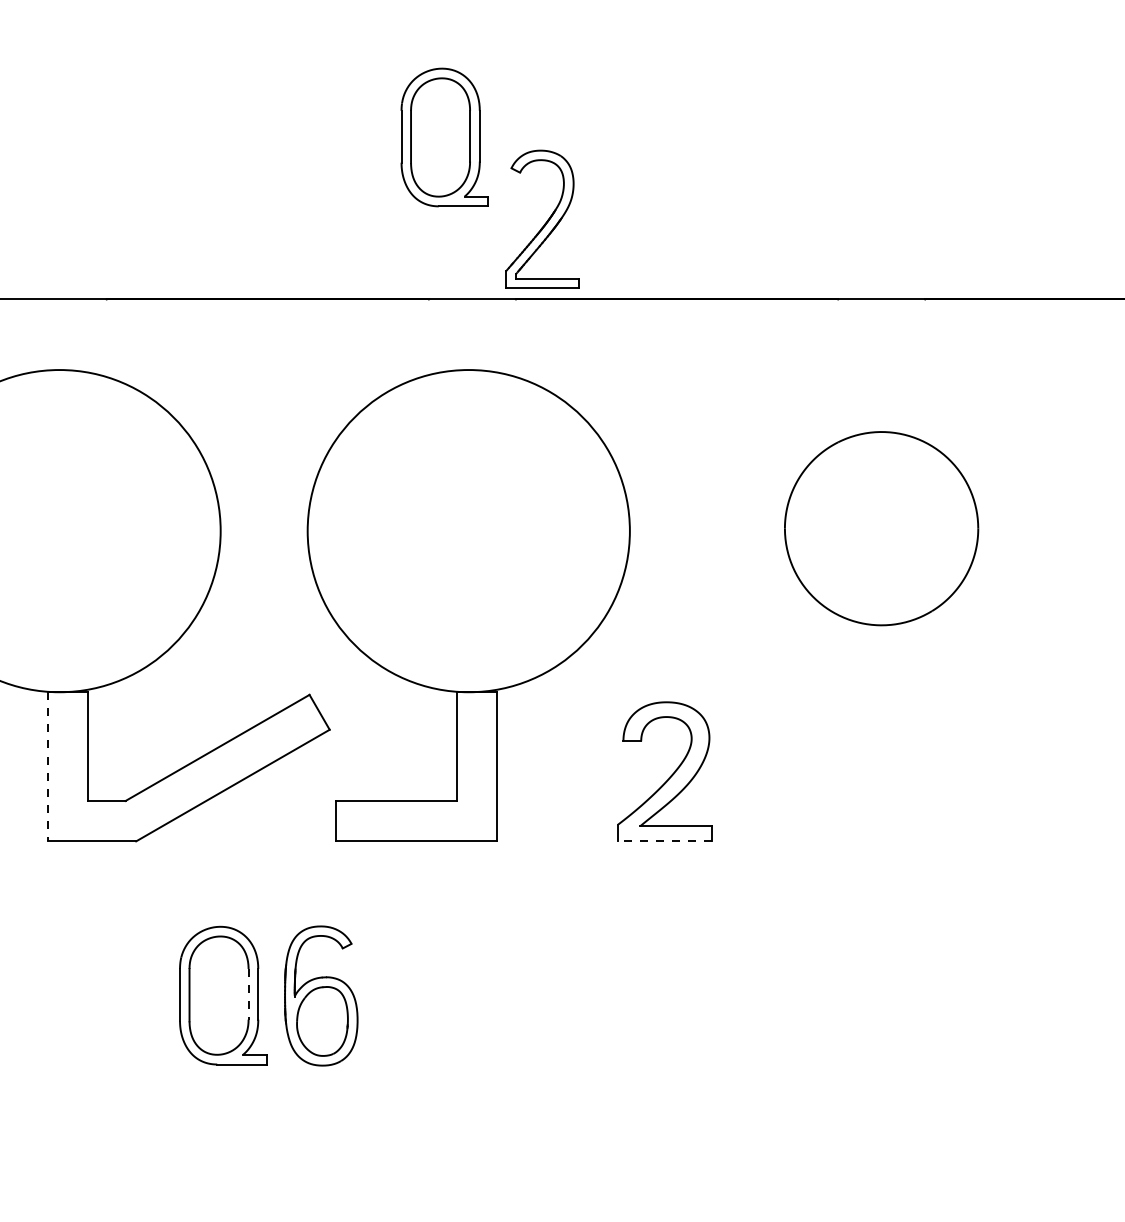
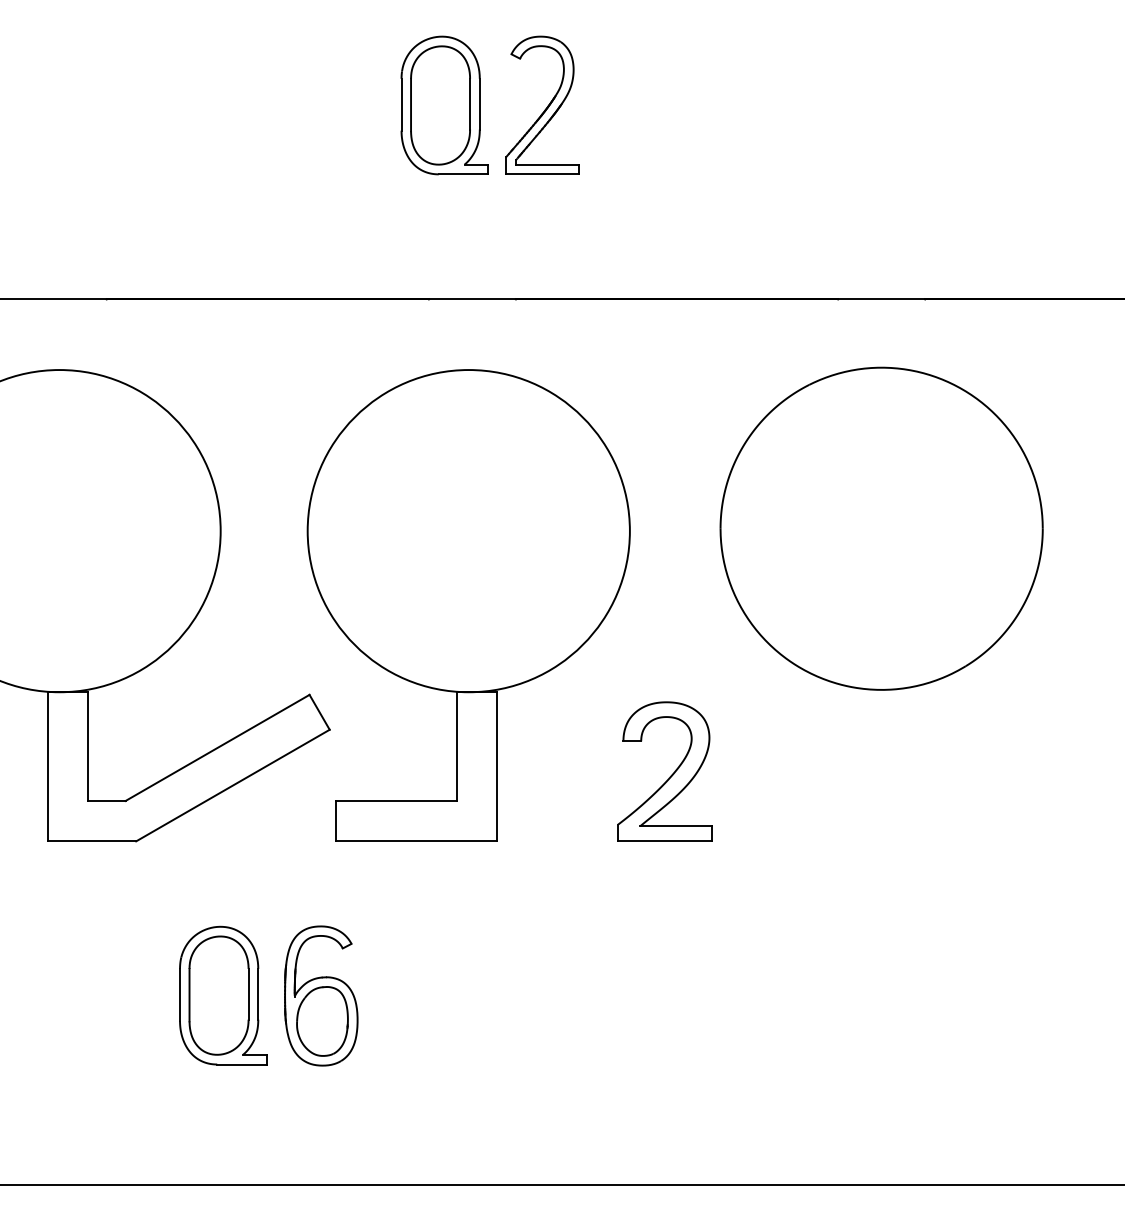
part position: (444, 137) -> (444, 105) (444, 105)
part position: (542, 218) -> (542, 104) (542, 104)
part size: 196x196 px -> 325x325 px (881, 528)
line: dashed -> solid (47, 766)
line: dashed -> solid (664, 841)
line: dashed -> solid (248, 994)
line: none -> present (561, 1185)
